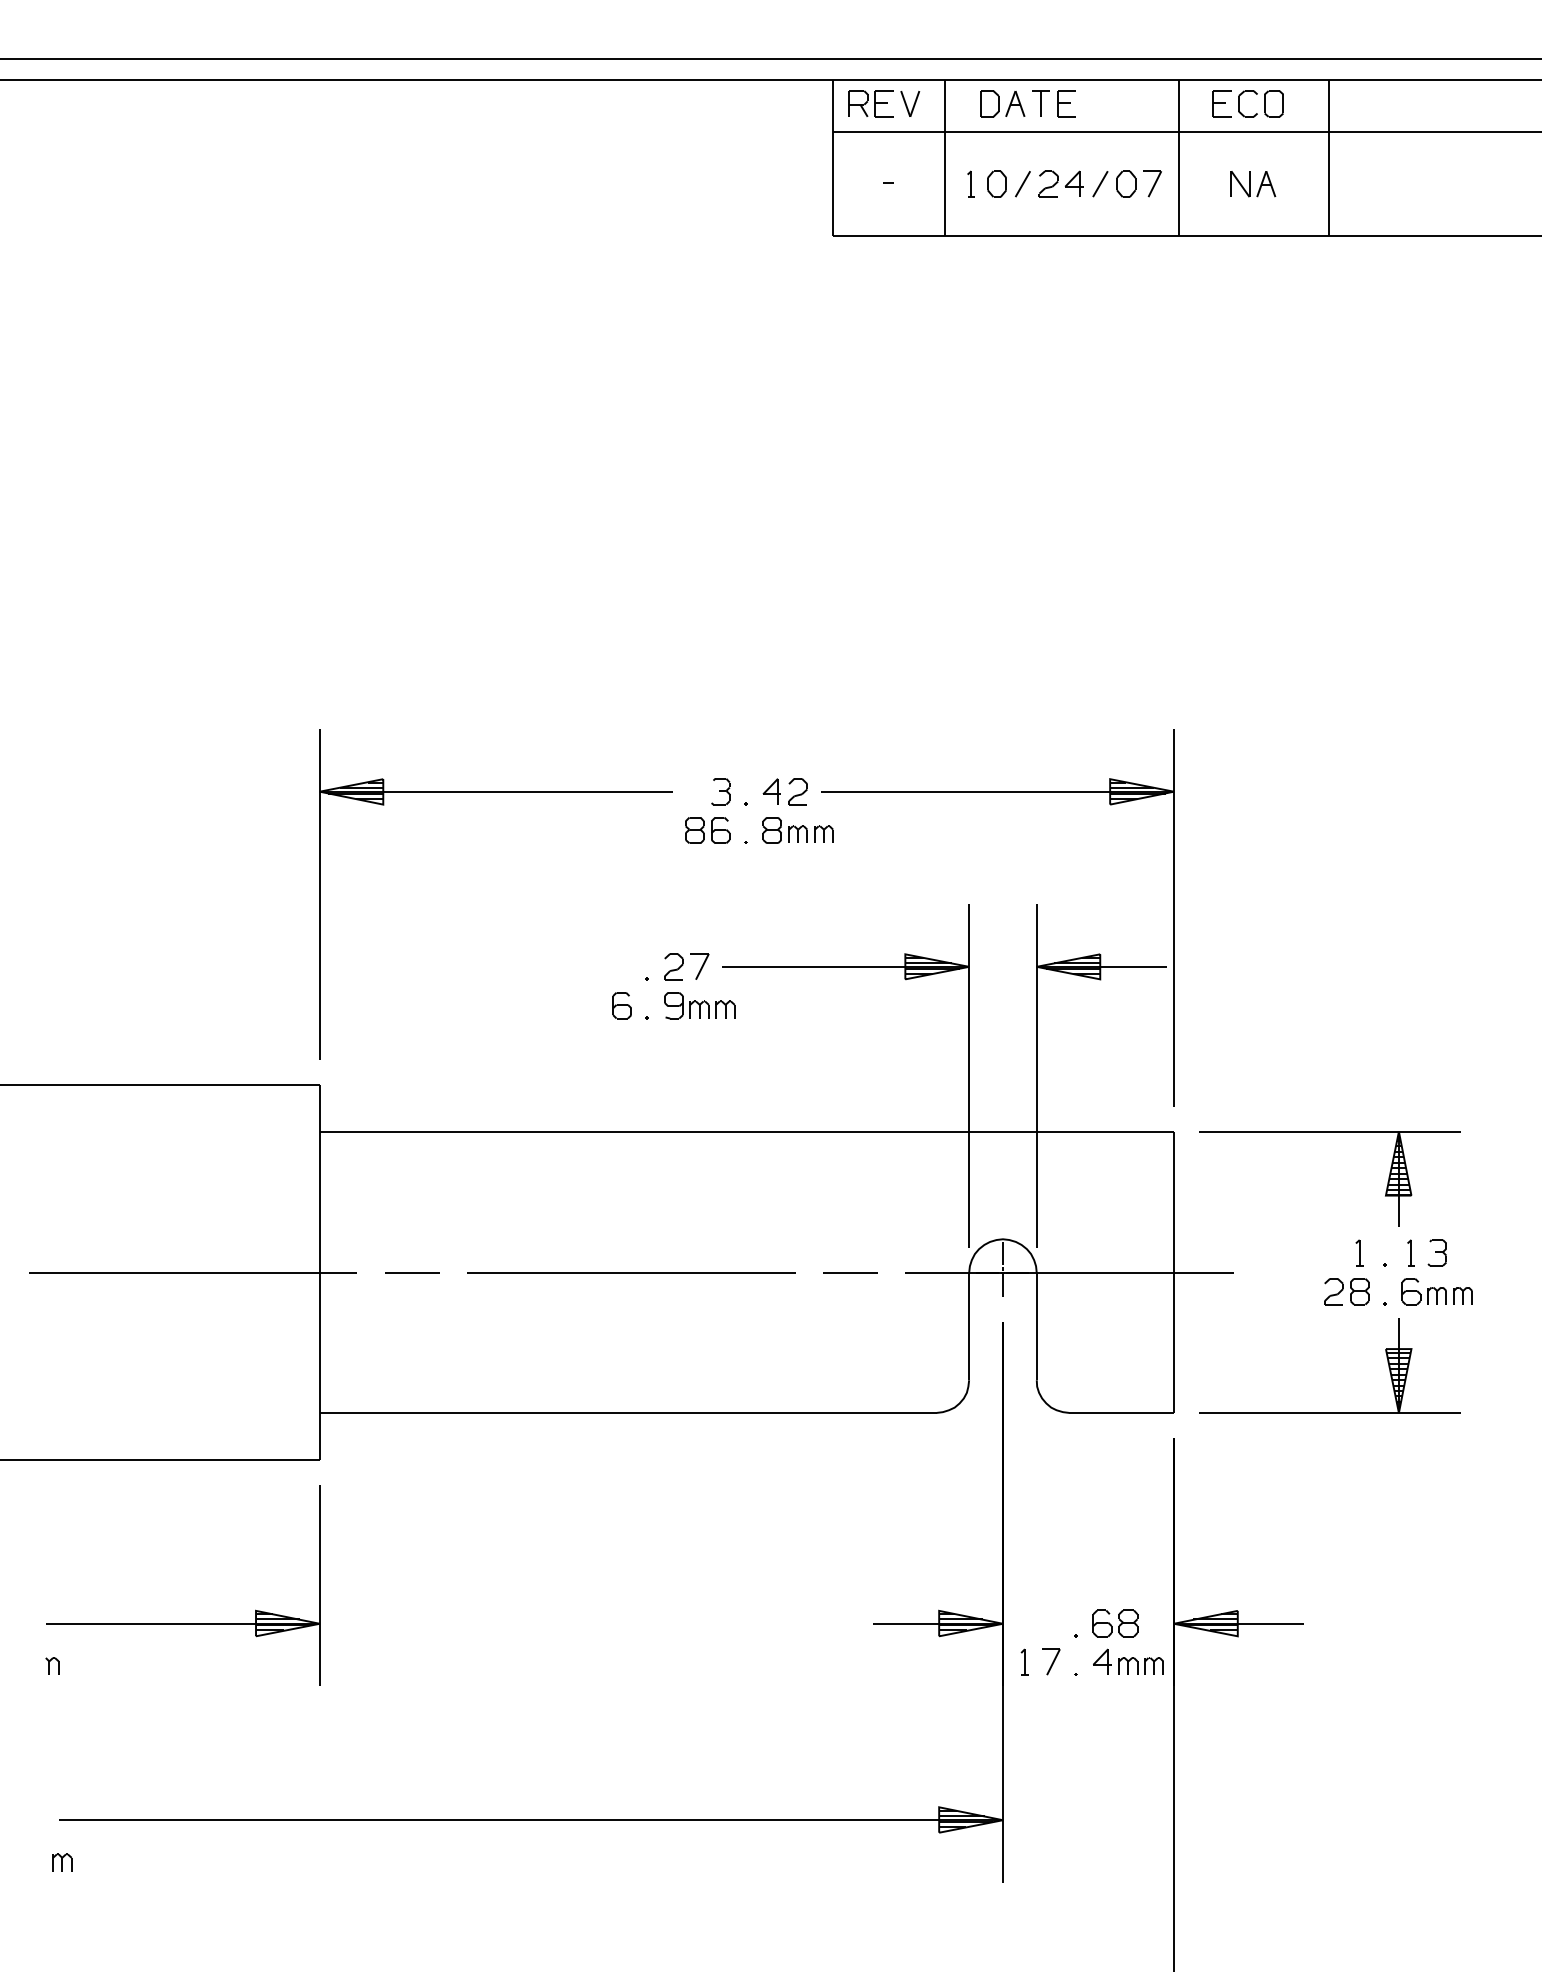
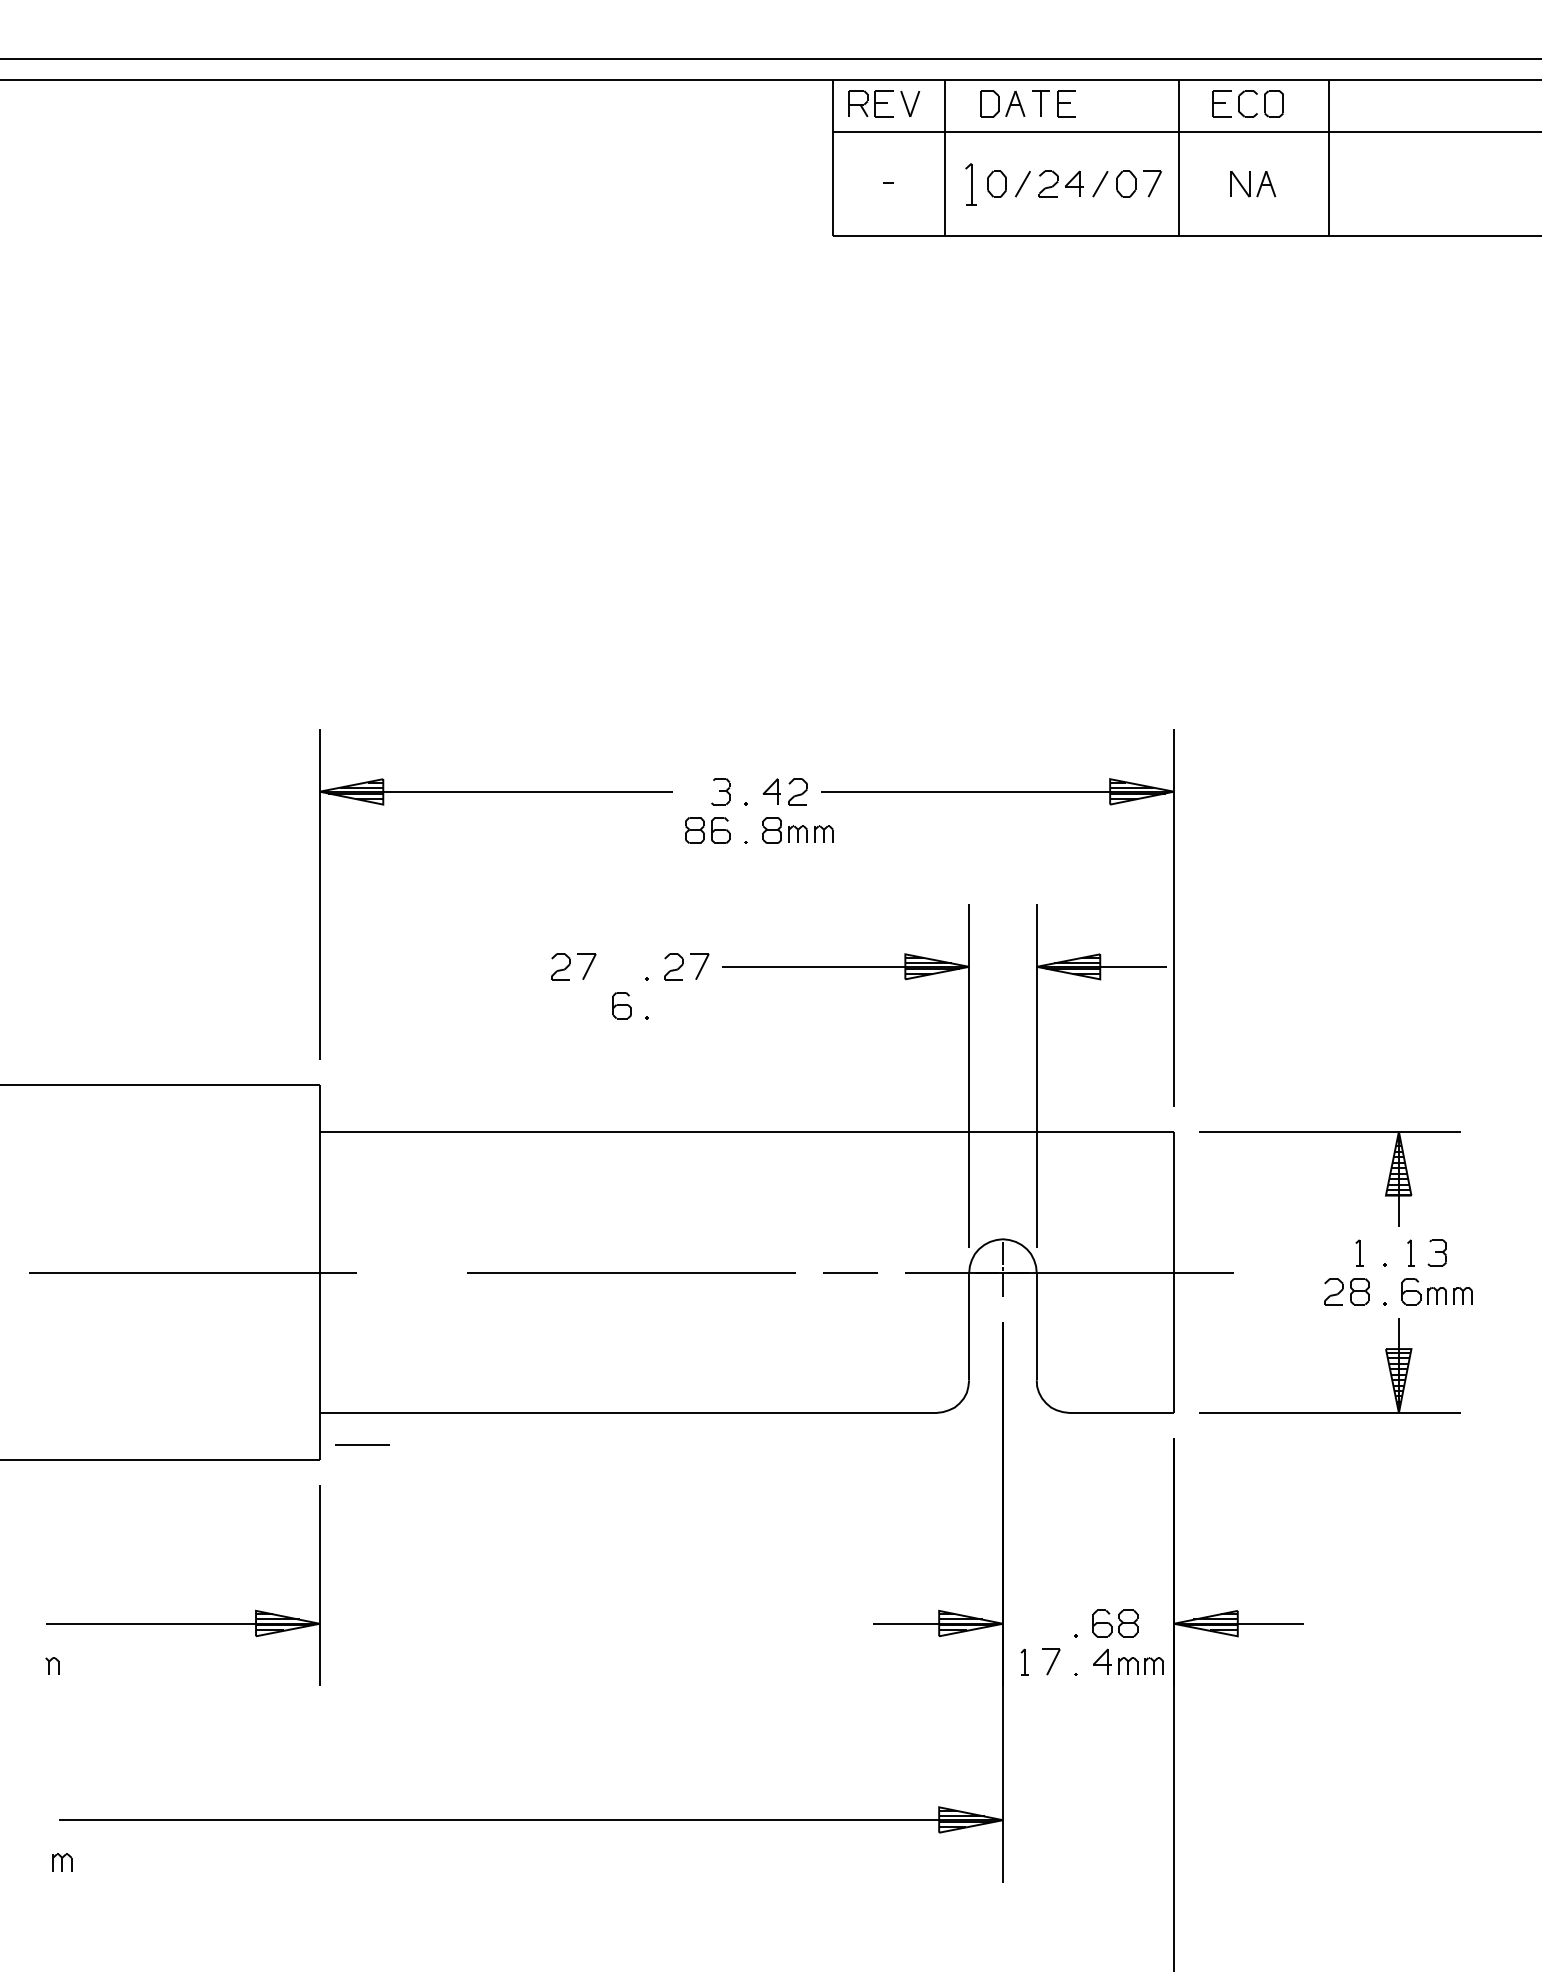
part size: 8x28 px -> 12x43 px (970, 184)
part: none -> present (573, 966)
part: present -> none (699, 1005)
line position: (412, 1272) -> (362, 1444) (362, 1444)
